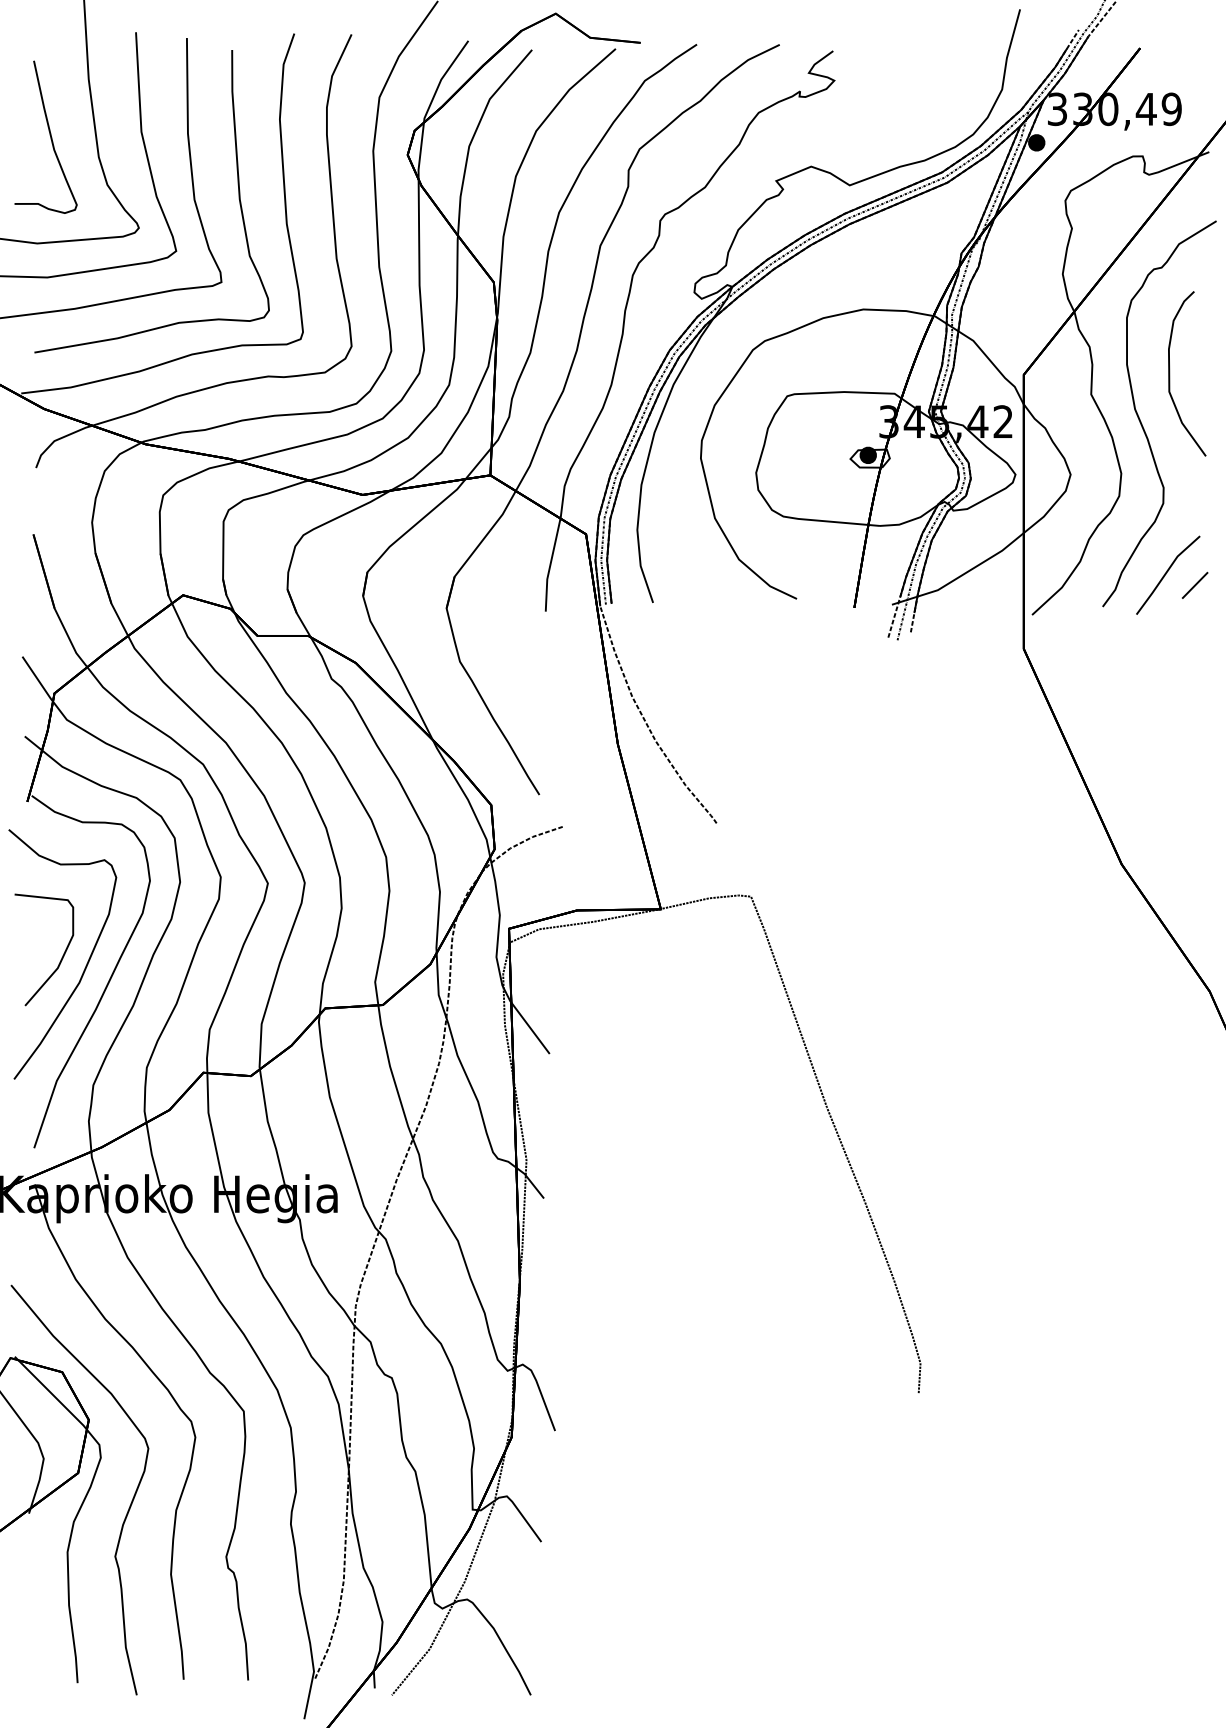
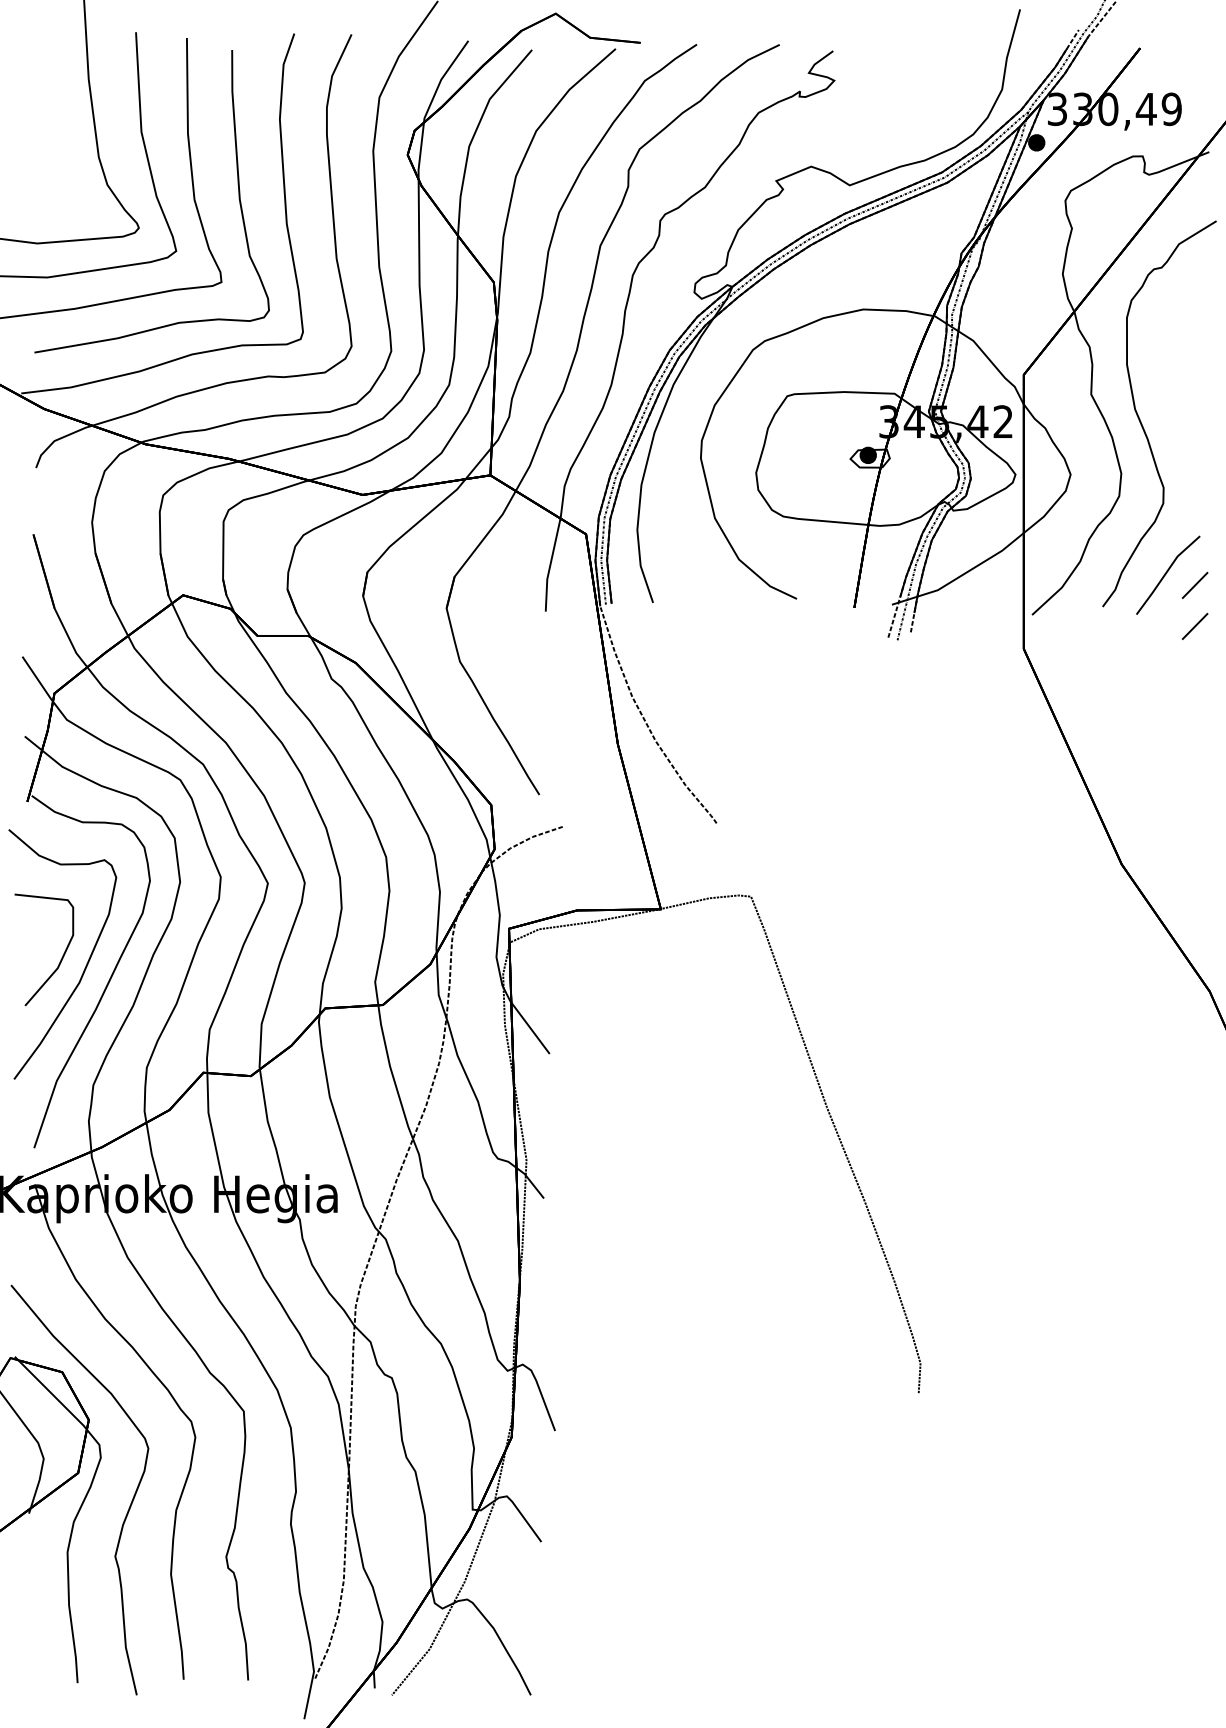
part: present -> none (45, 136)
curve: present -> none (1170, 373)
line: none -> present (1195, 625)
